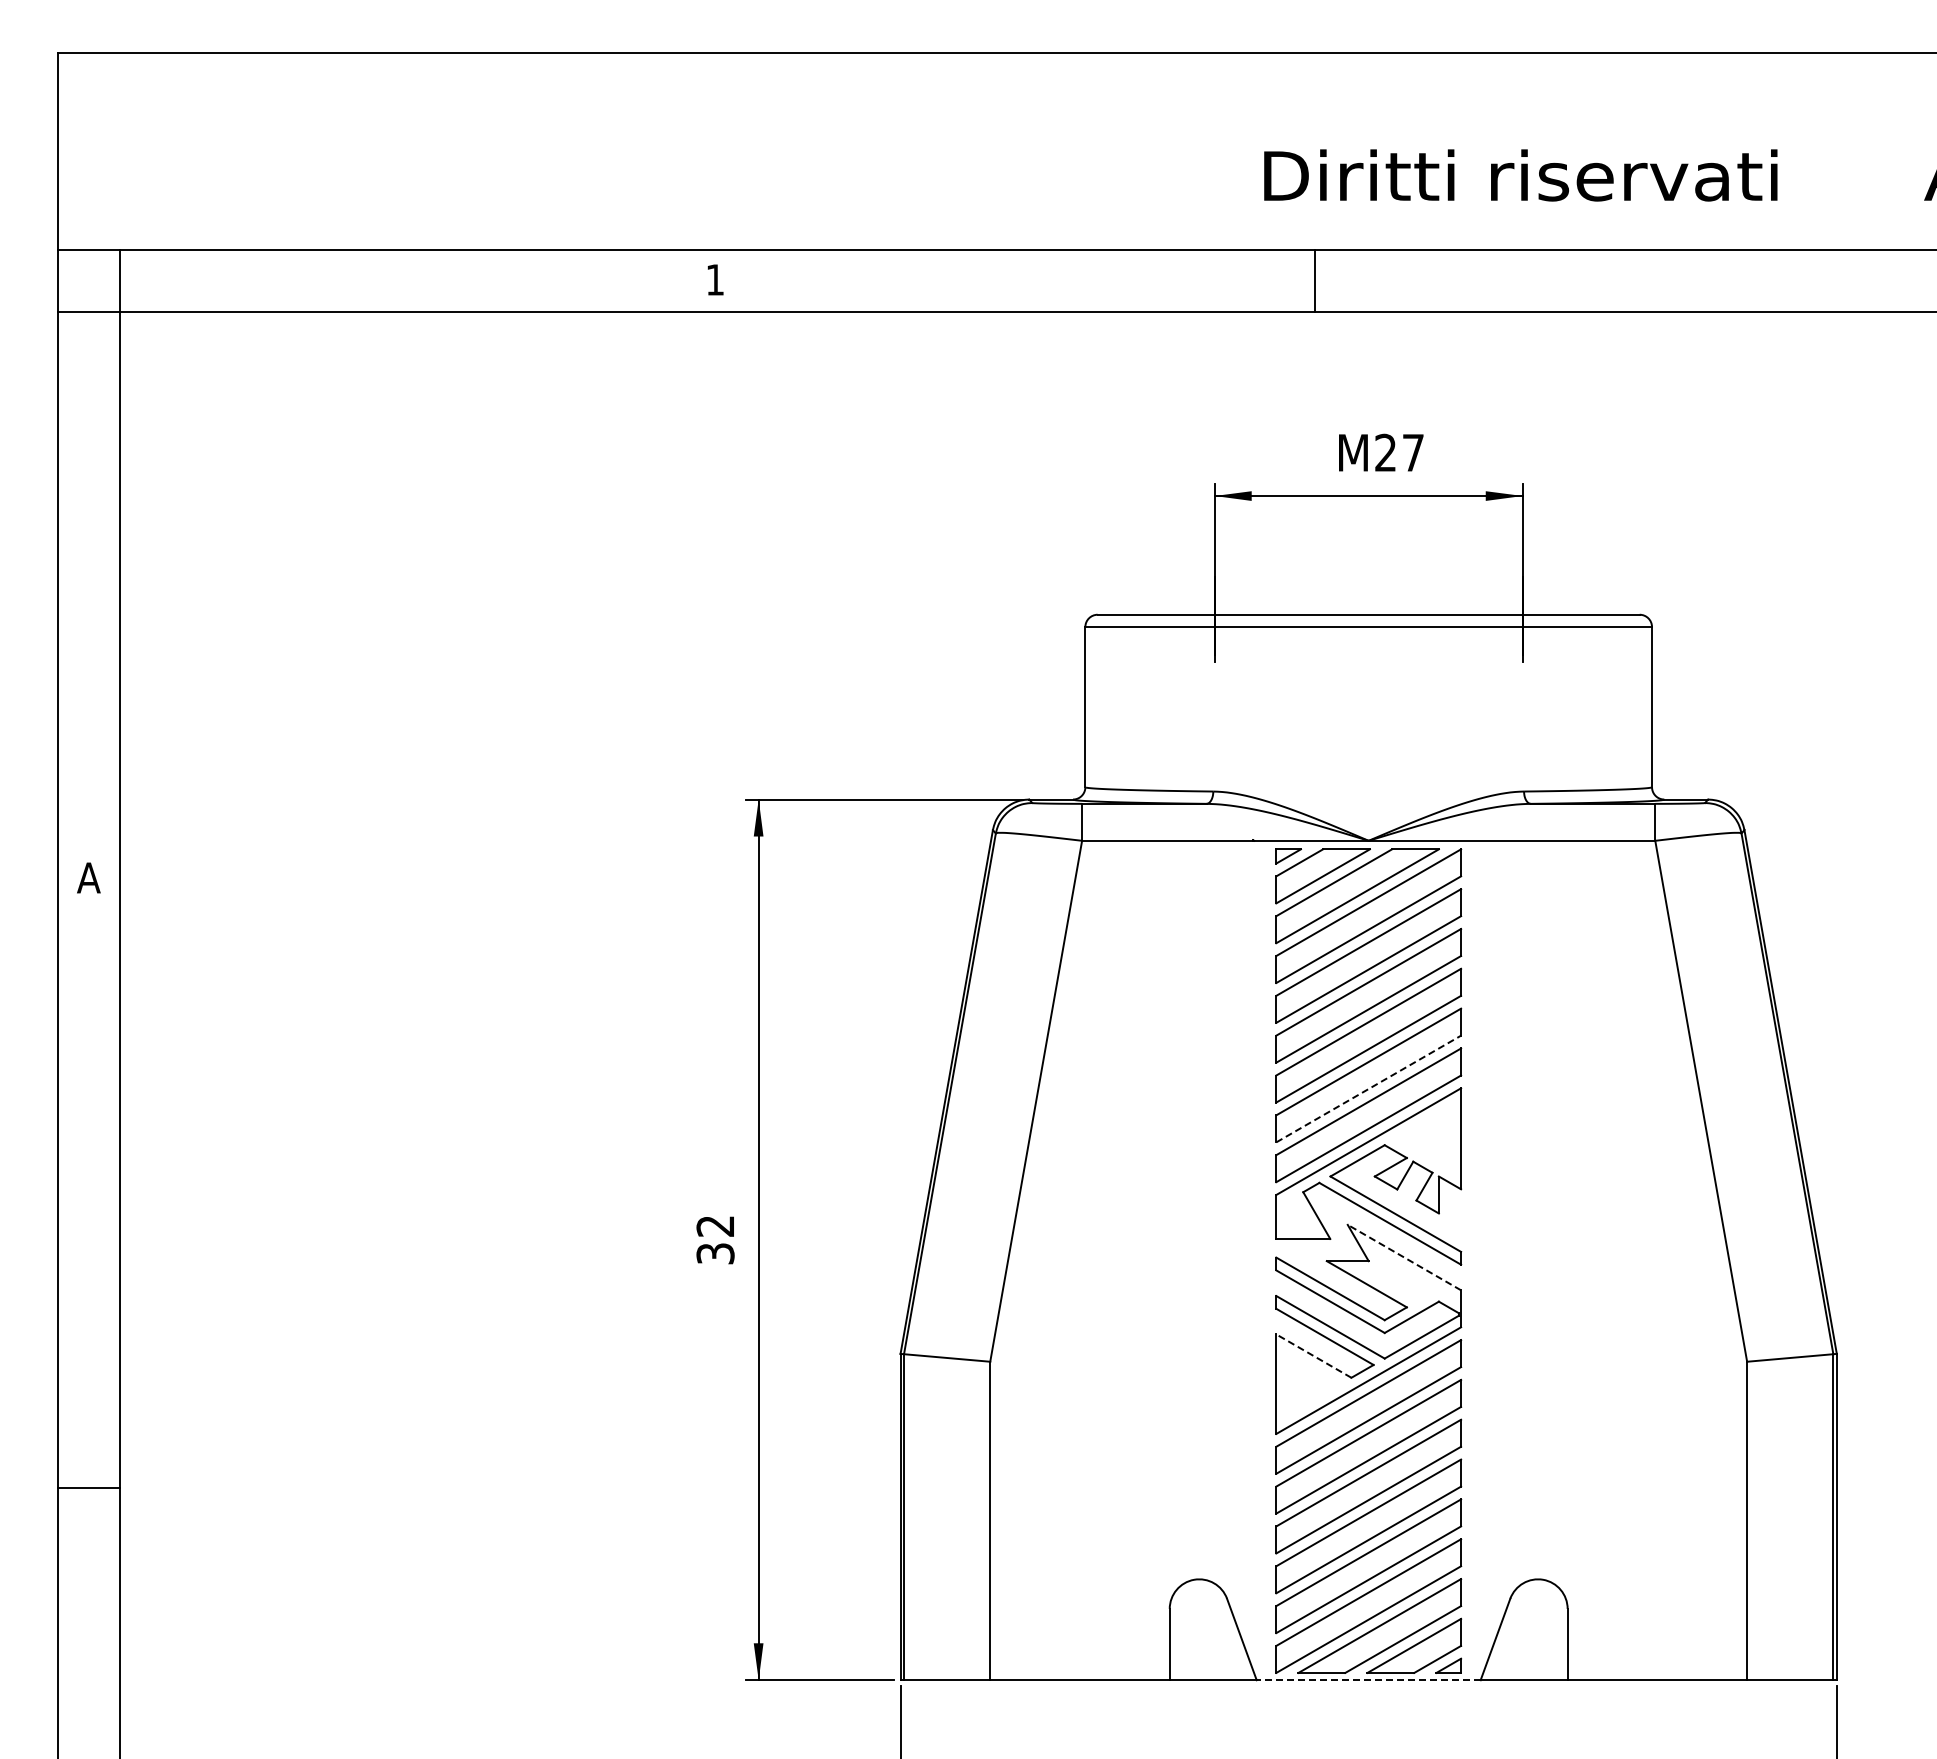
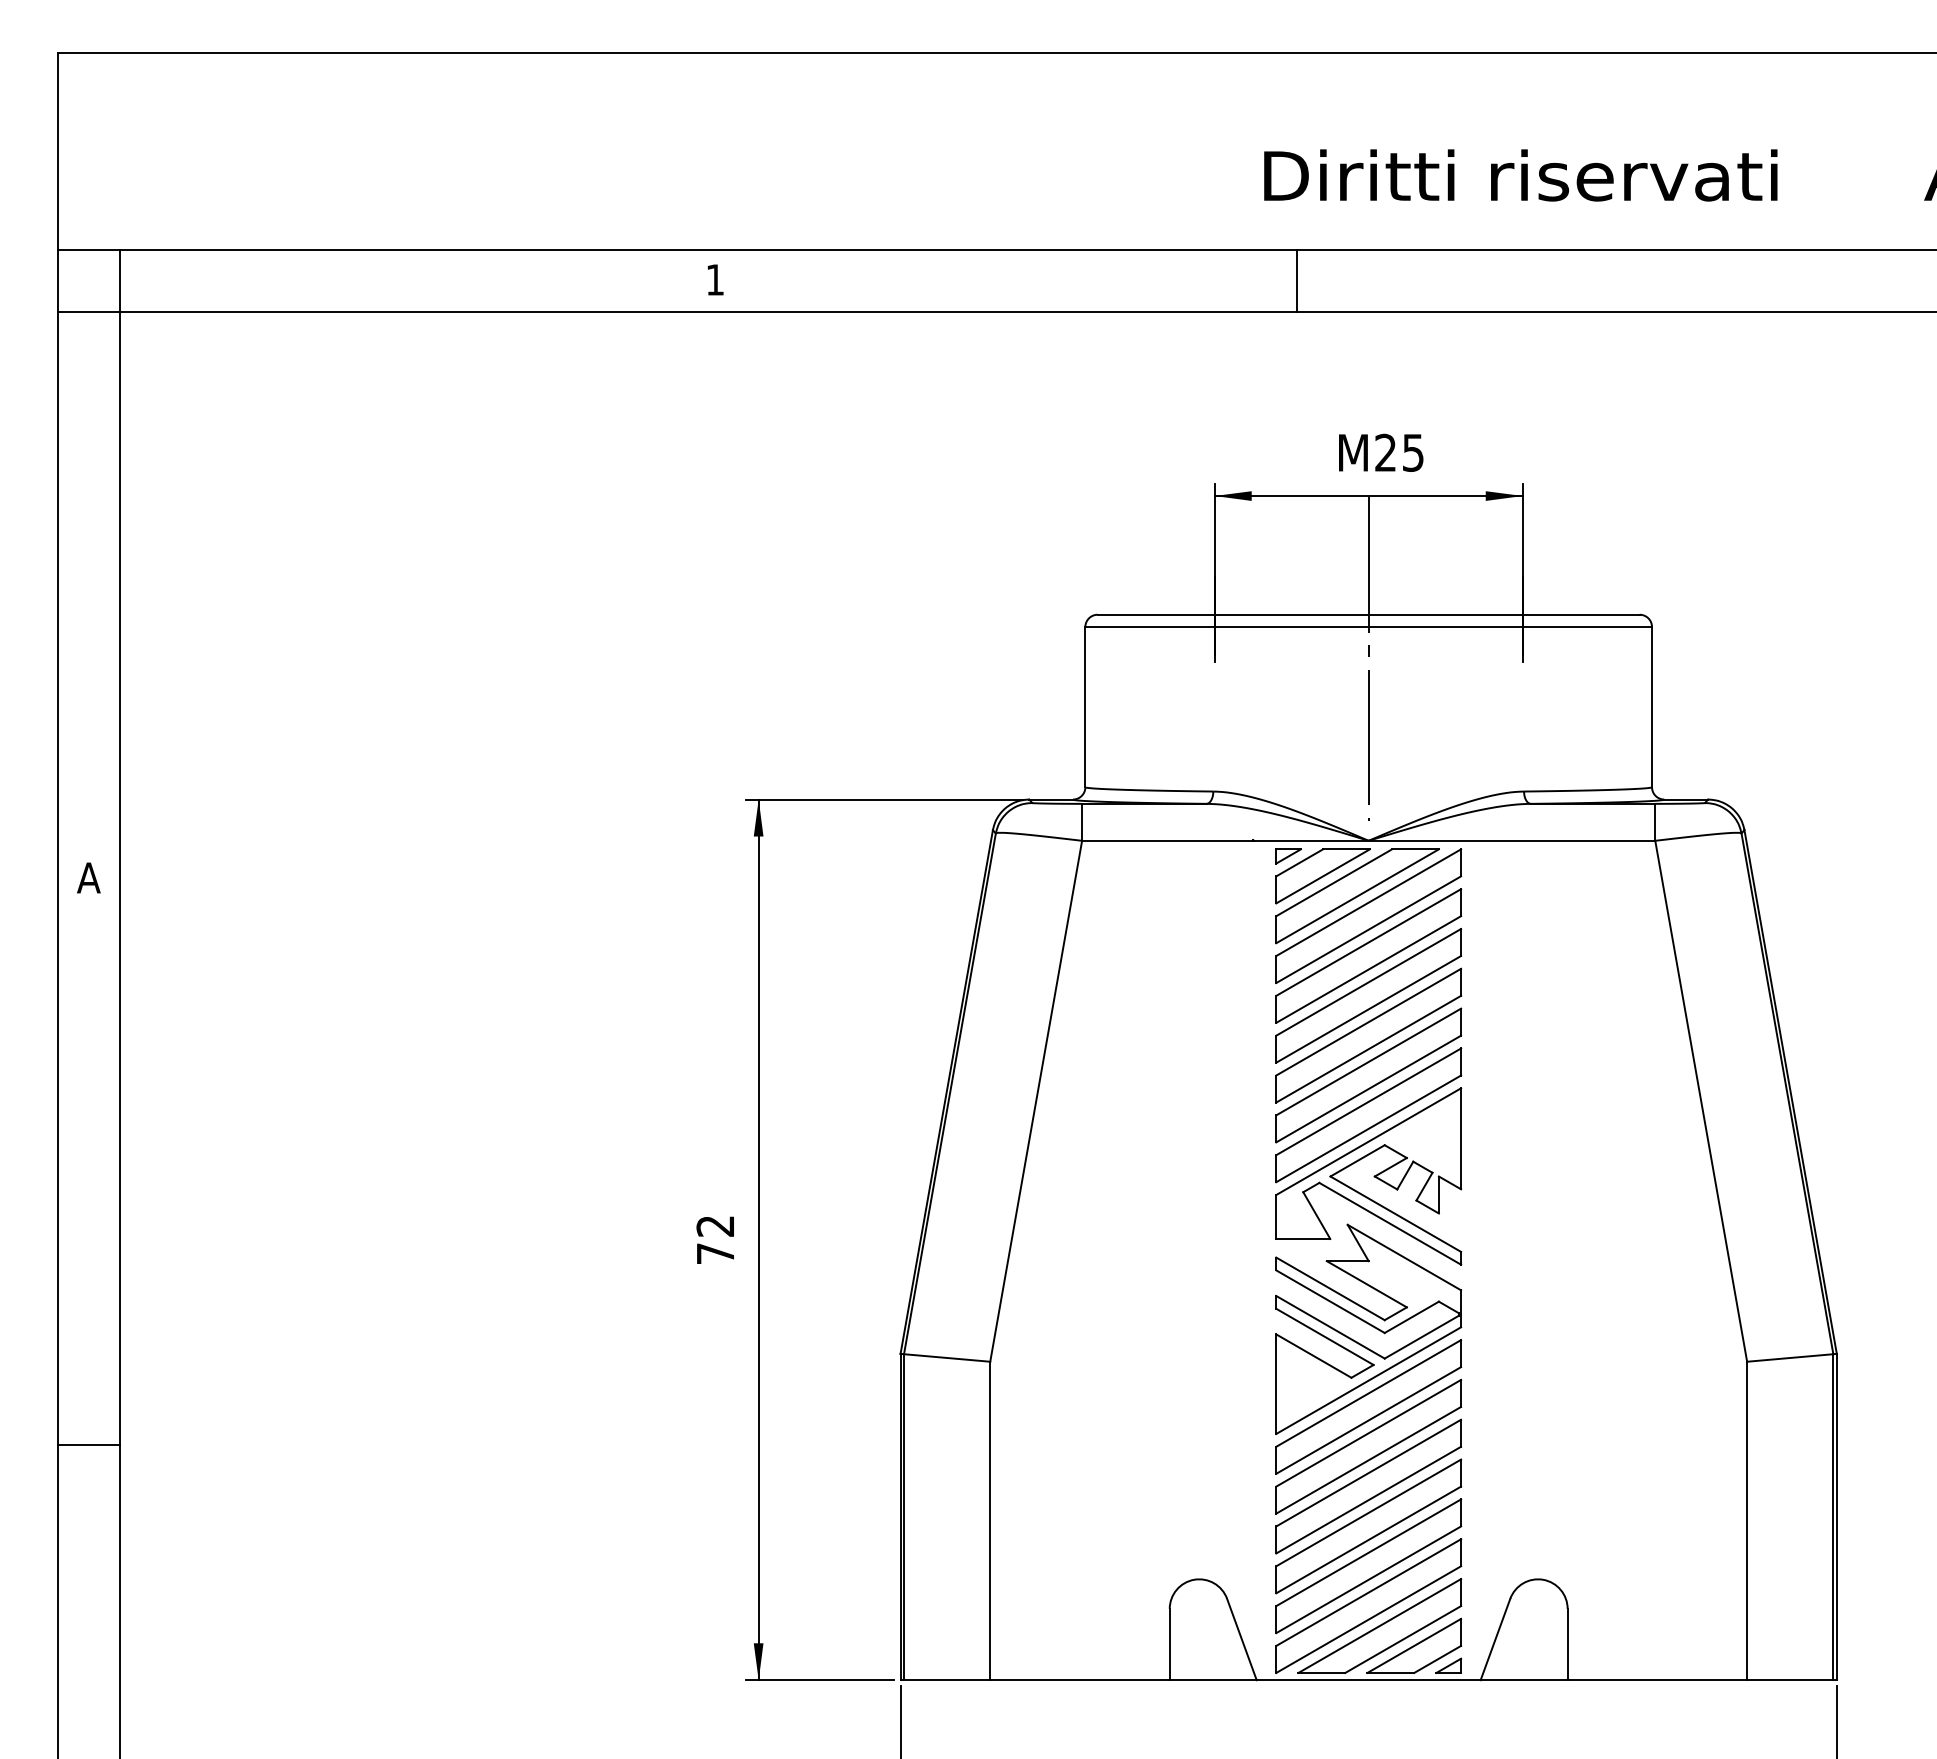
line position: (1315, 280) -> (1297, 280) (1297, 280)
text: 27 -> 25 (1413, 452)
line: none -> present (1368, 659)
line: dashed -> solid (1368, 1089)
text: 32 -> 72 (715, 1253)
line: dashed -> solid (1403, 1257)
line: dashed -> solid (1313, 1355)
line position: (88, 1487) -> (88, 1444) (88, 1444)
line: dashed -> solid (1368, 1680)
